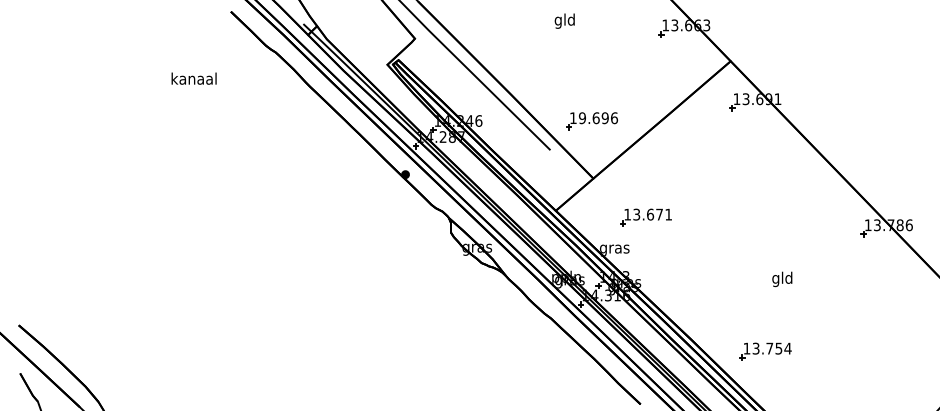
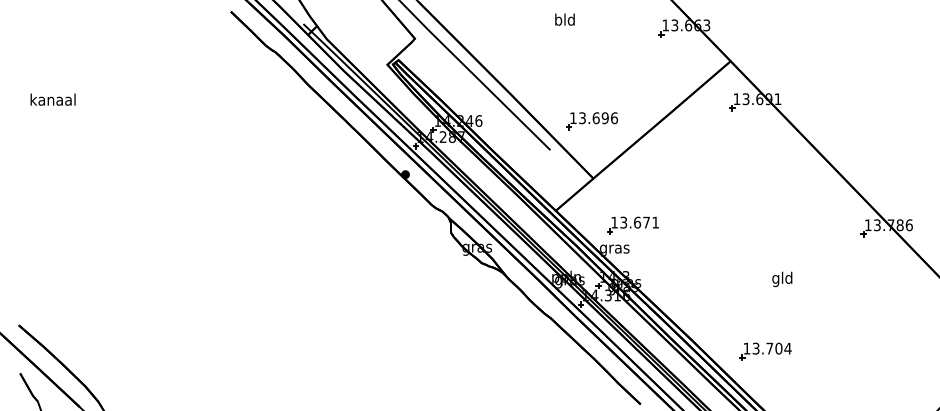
text: gld -> bld (558, 20)
text position: (193, 78) -> (52, 99) (52, 99)
text: 19.696 -> 13.696 (582, 117)
part position: (645, 217) -> (632, 225) (632, 225)
text: 13.754 -> 13.704 (778, 348)
